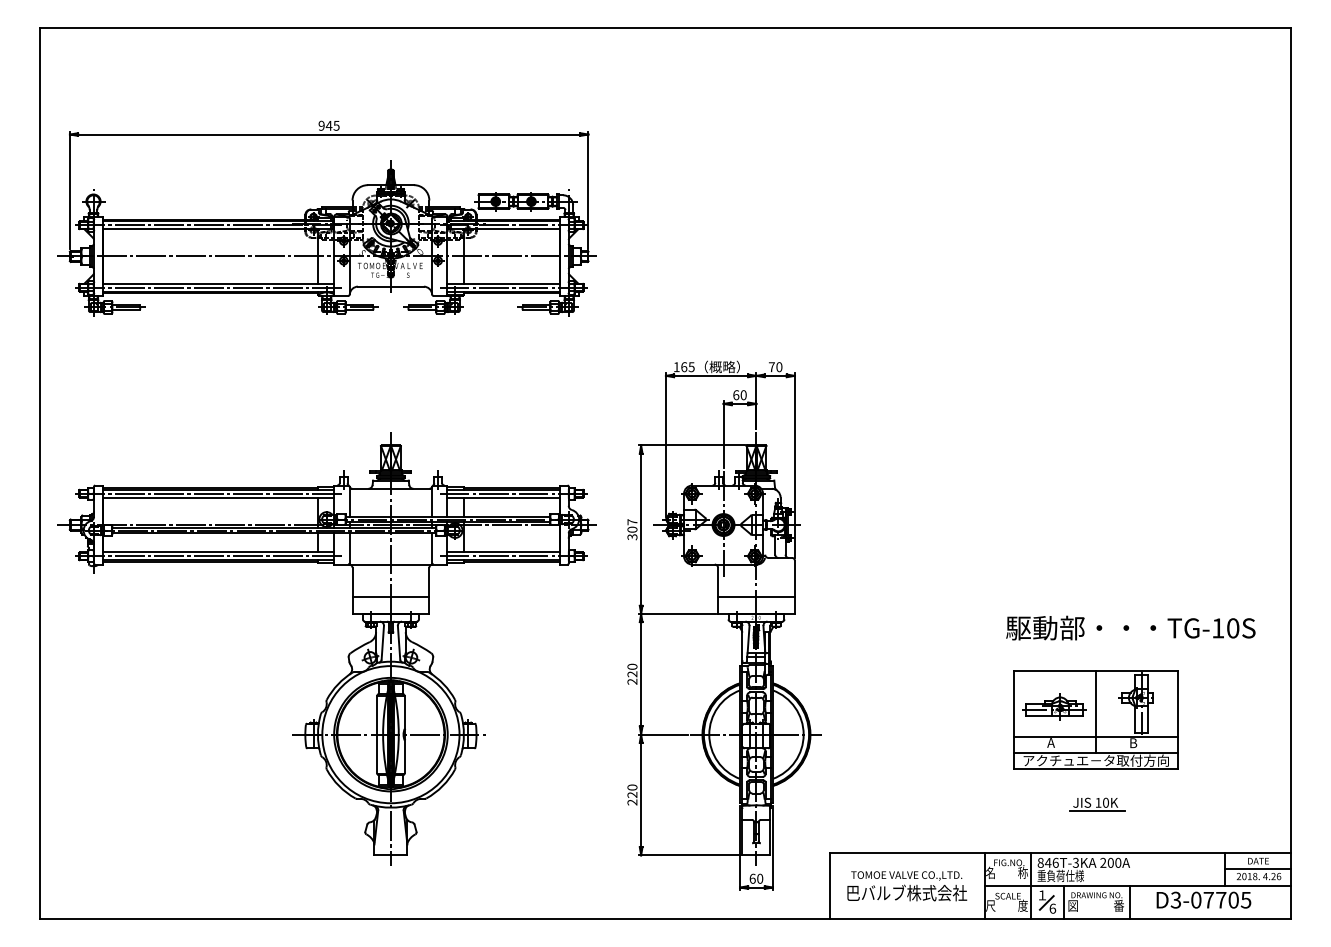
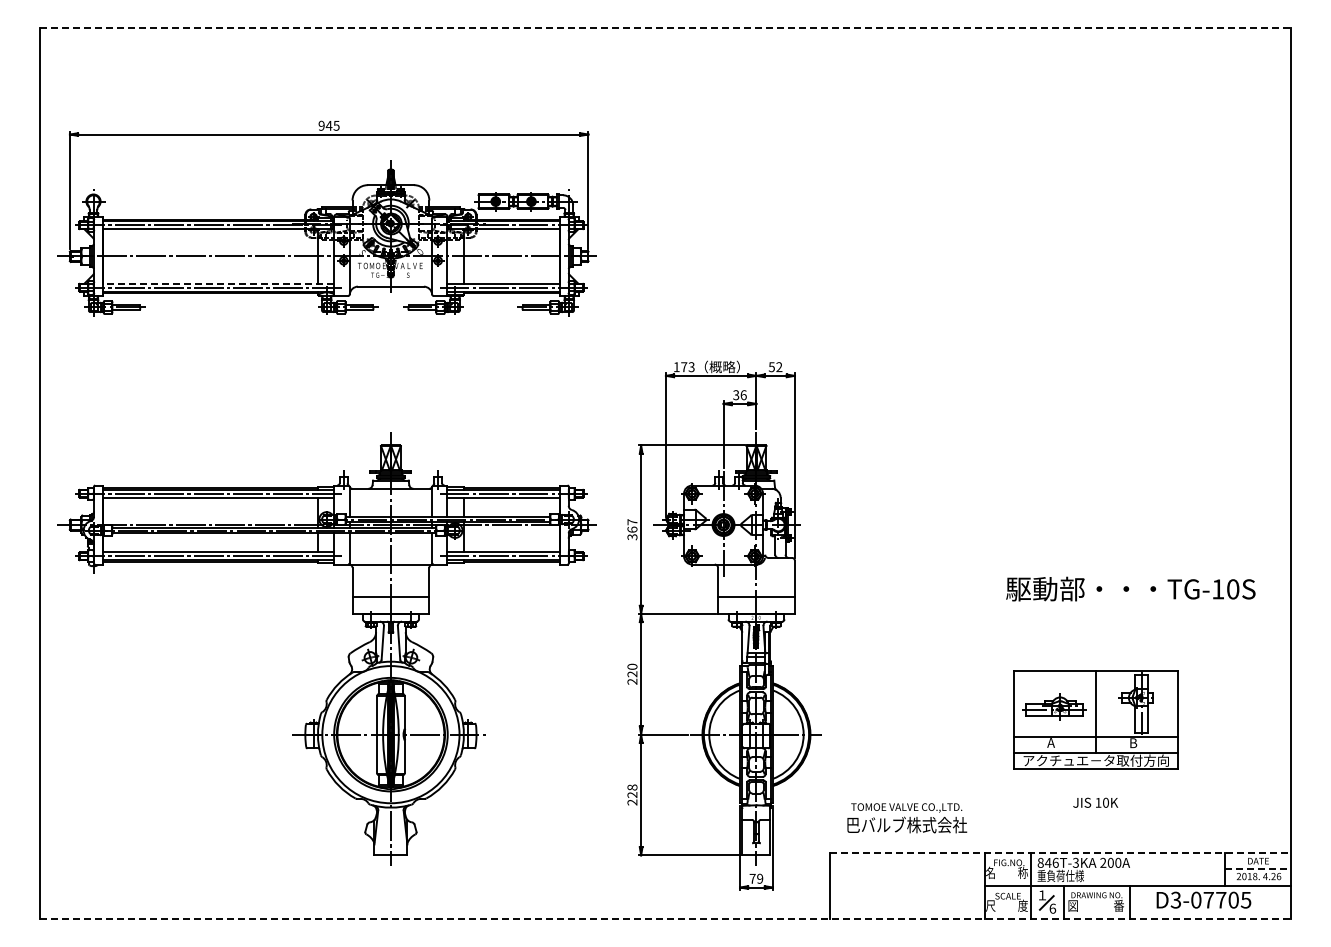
line: solid -> dashed (665, 28)
line: solid -> dashed (218, 283)
text: 165 -> 173 (687, 367)
text: 70 -> 52 (775, 367)
text: 60 -> 36 (739, 395)
text: 307 -> 367 (632, 529)
text position: (1130, 627) -> (1130, 588) (1130, 588)
text: 220 -> 228 (632, 787)
line: present -> none (1097, 810)
line: solid -> dashed (1061, 852)
line: solid -> dashed (1258, 869)
text: 60 -> 79 (756, 878)
text position: (907, 886) -> (907, 818) (907, 818)
line: solid -> dashed (665, 918)
